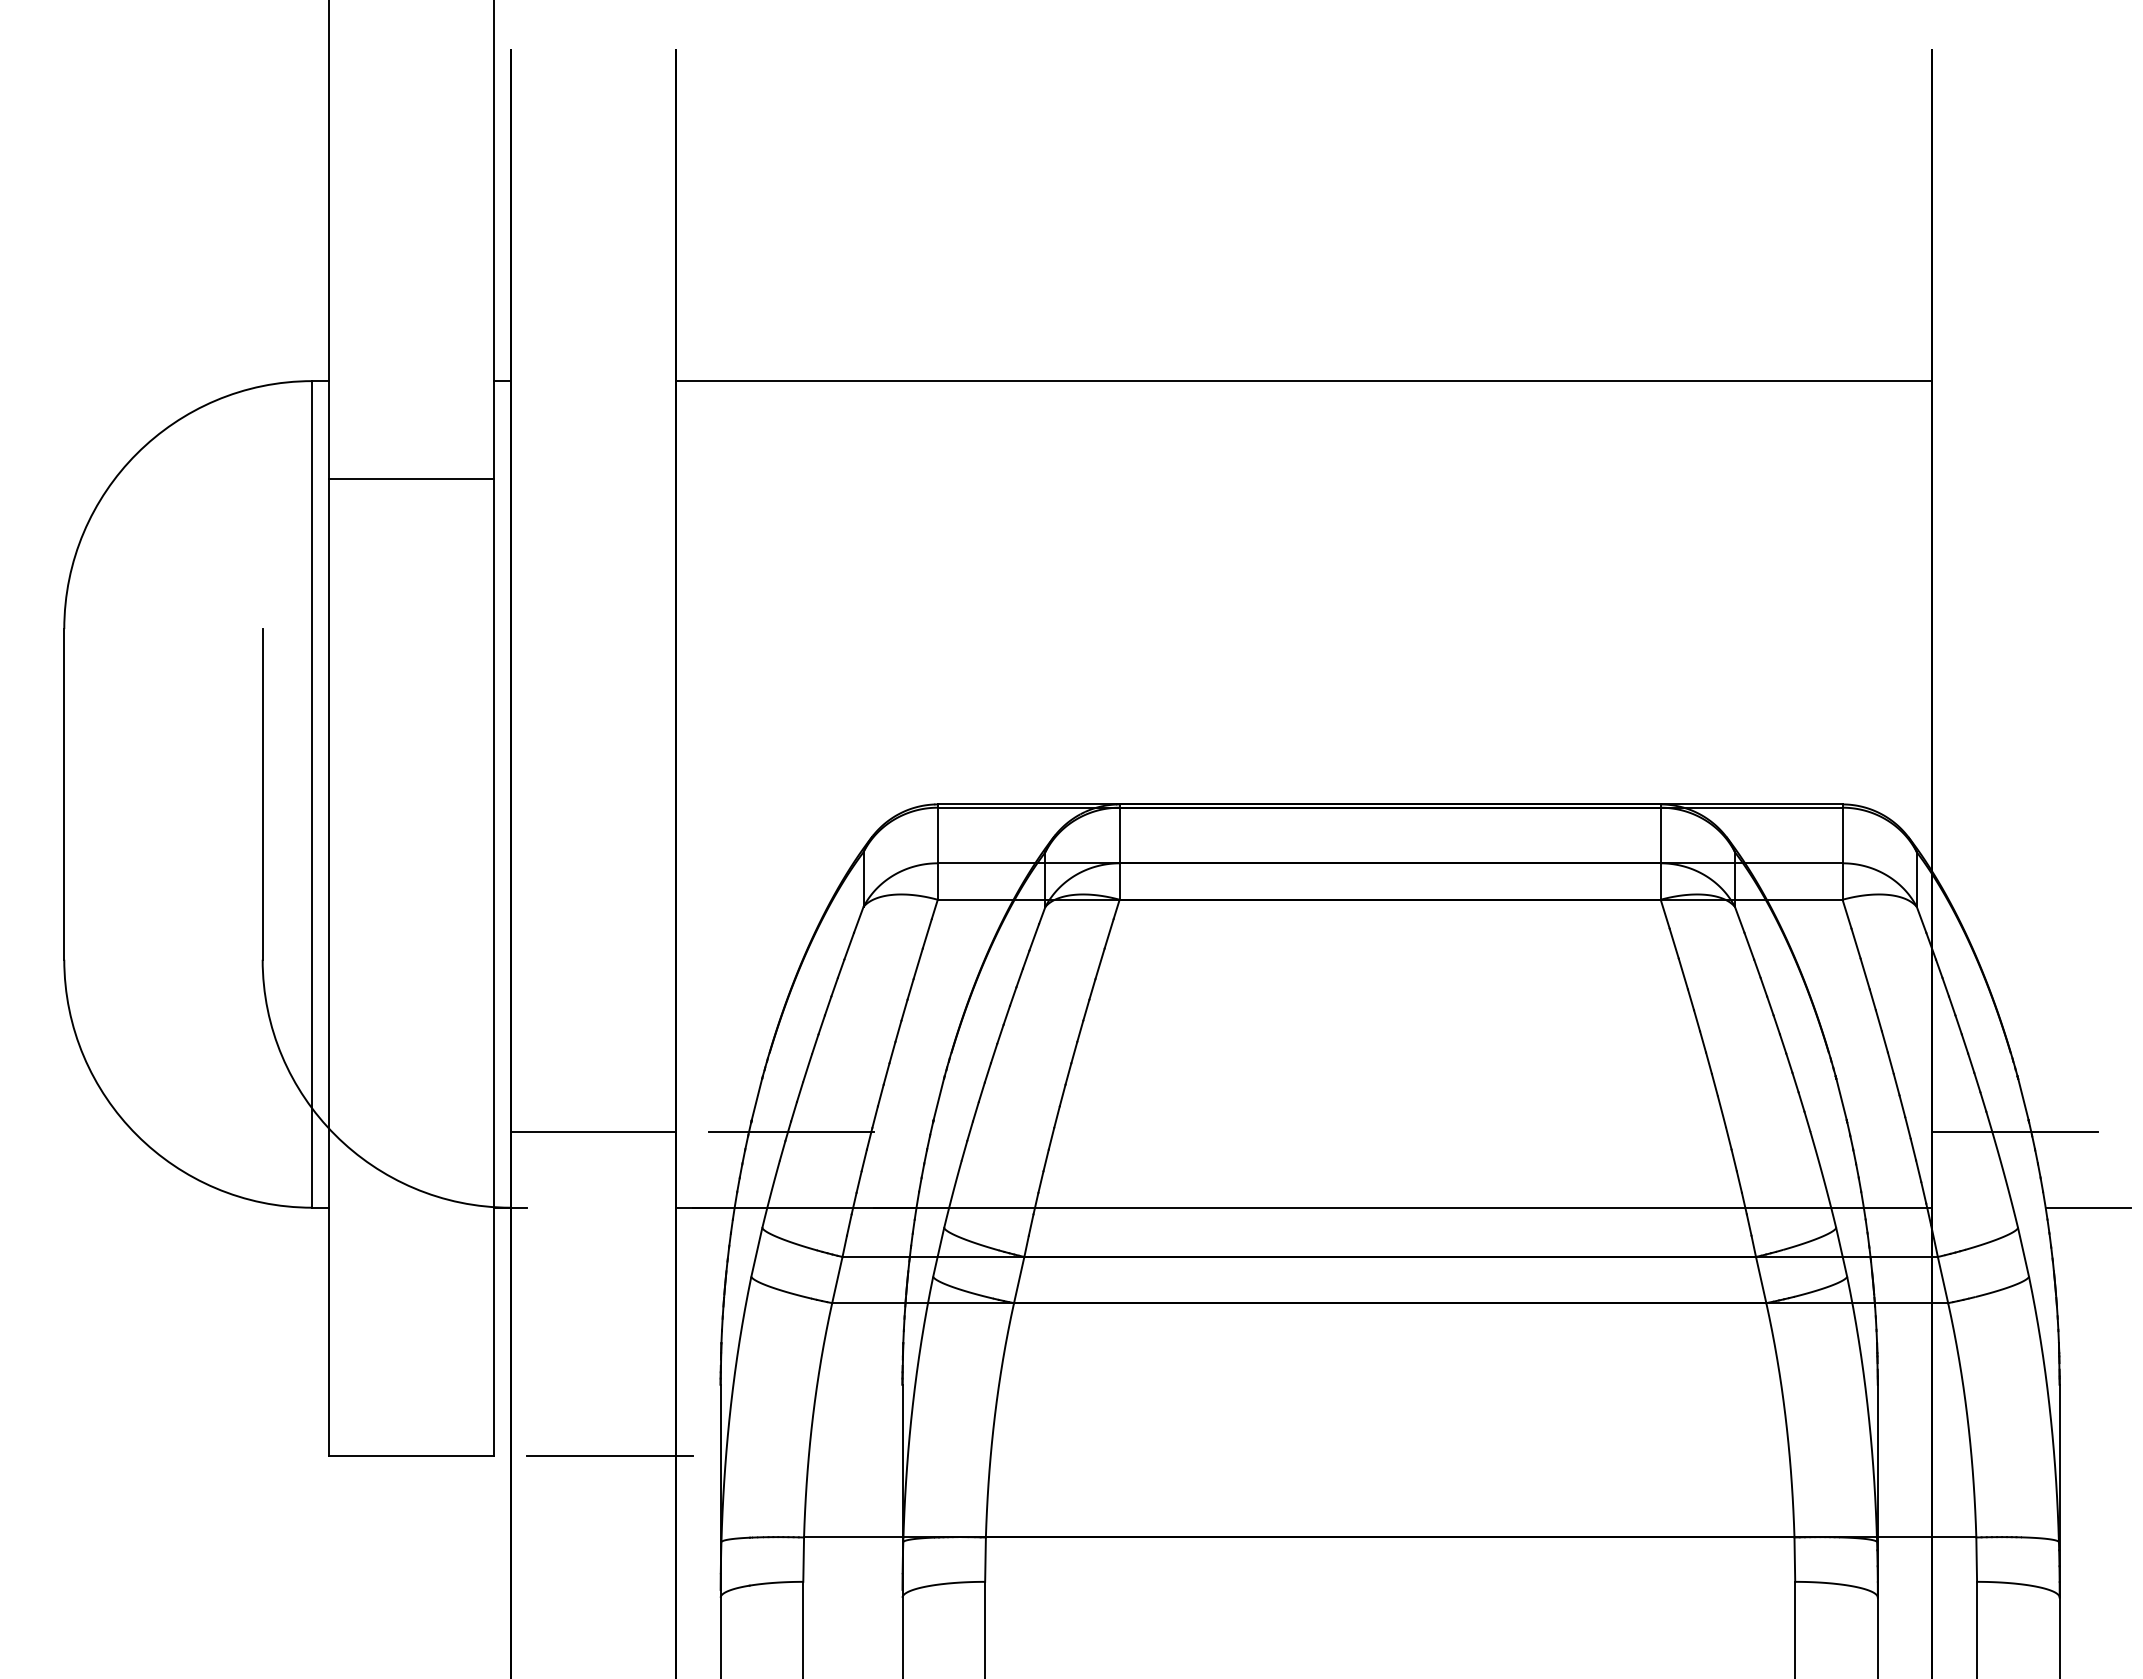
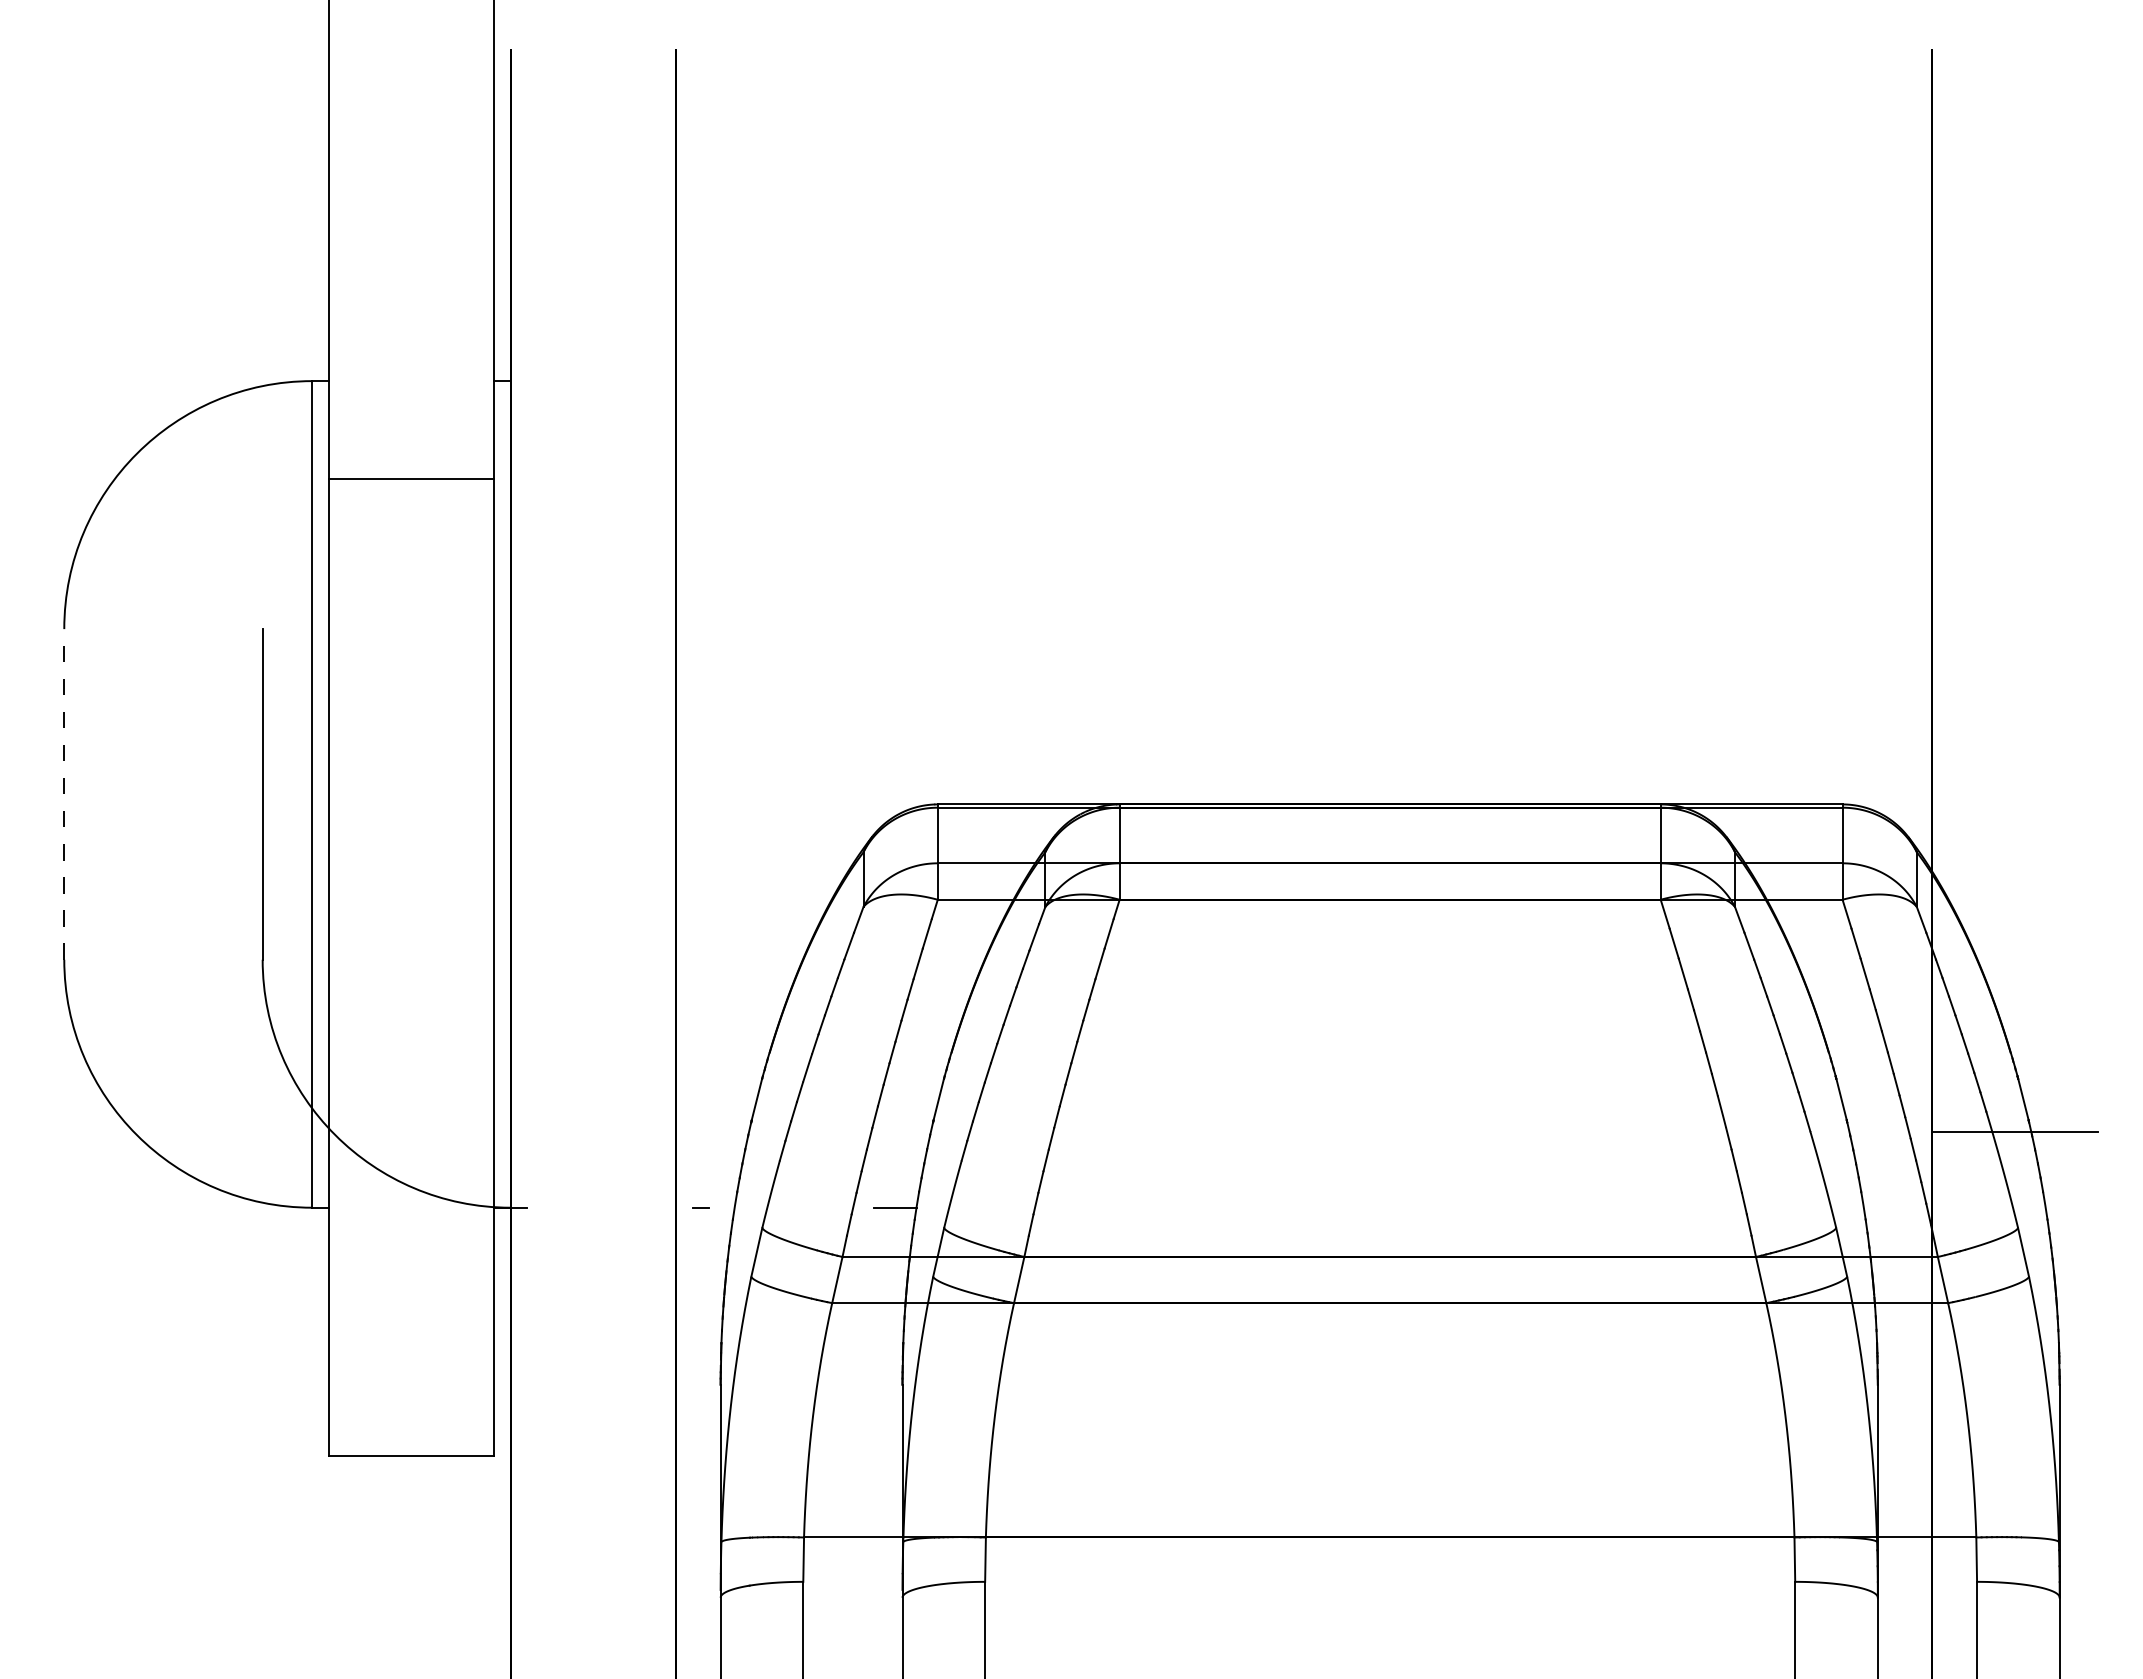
line: present -> none (1303, 381)
line: solid -> dashed (64, 793)
line: present -> none (592, 1131)
line: present -> none (791, 1131)
line: present -> none (1303, 1207)
line: present -> none (2087, 1207)
line: present -> none (609, 1455)
